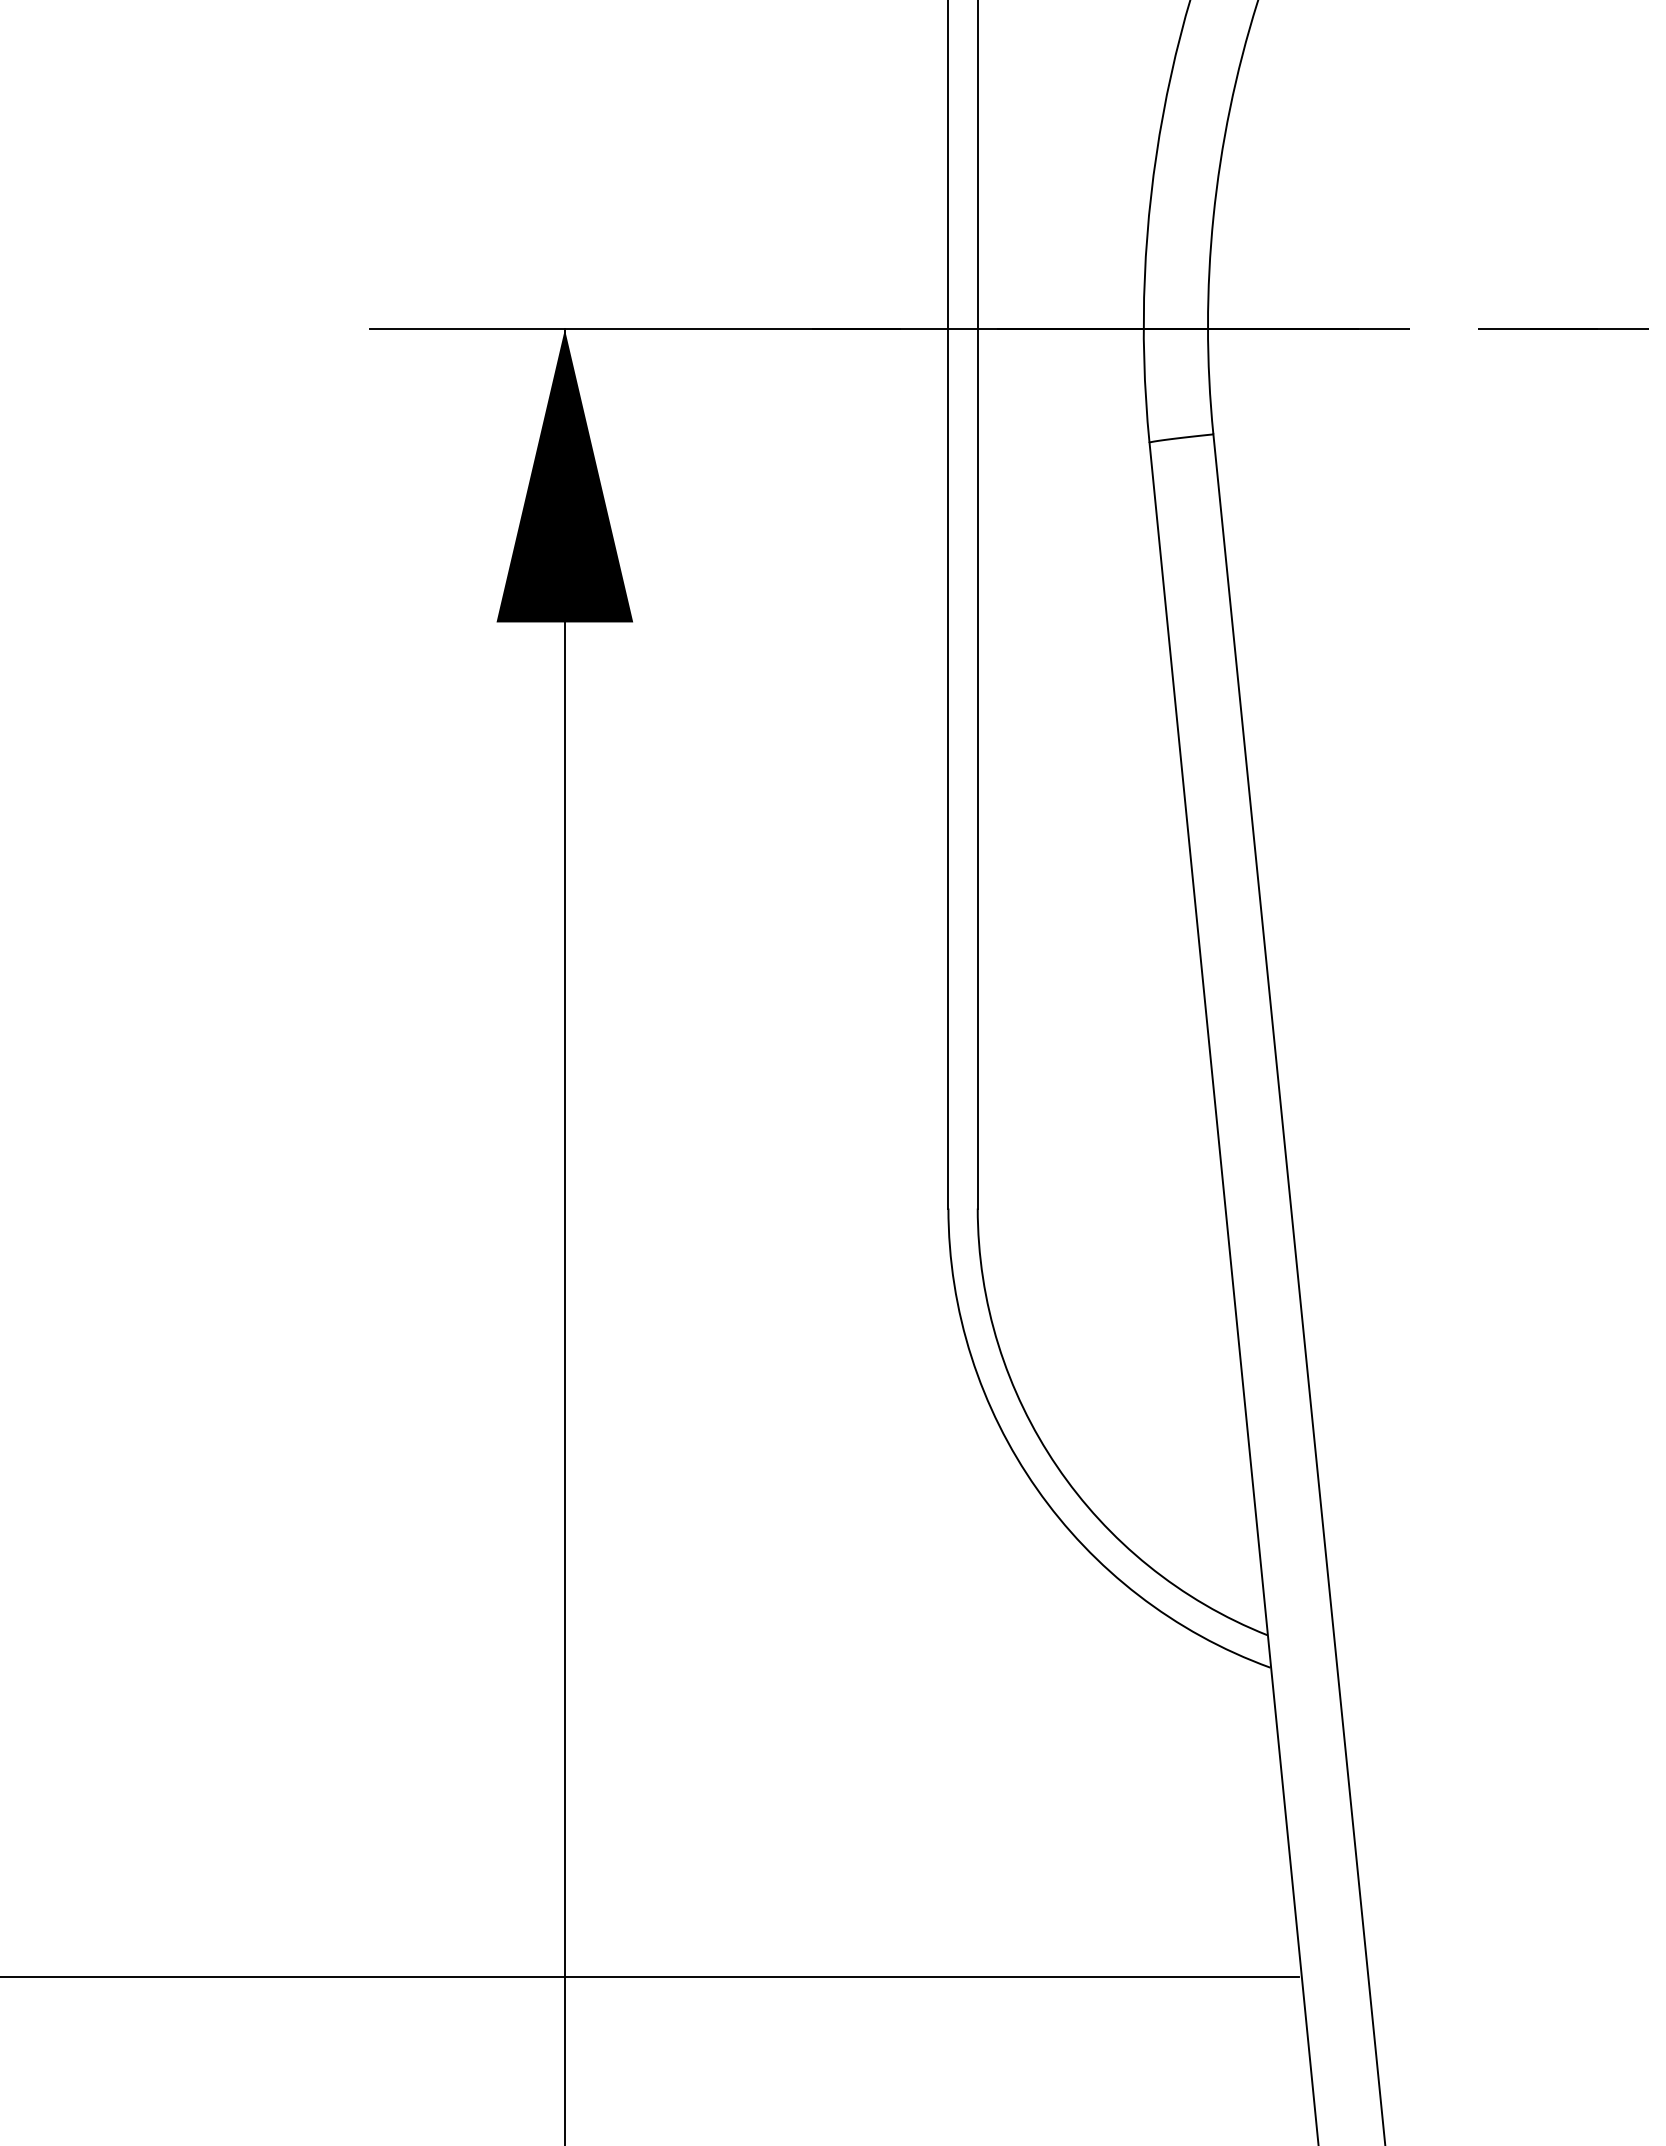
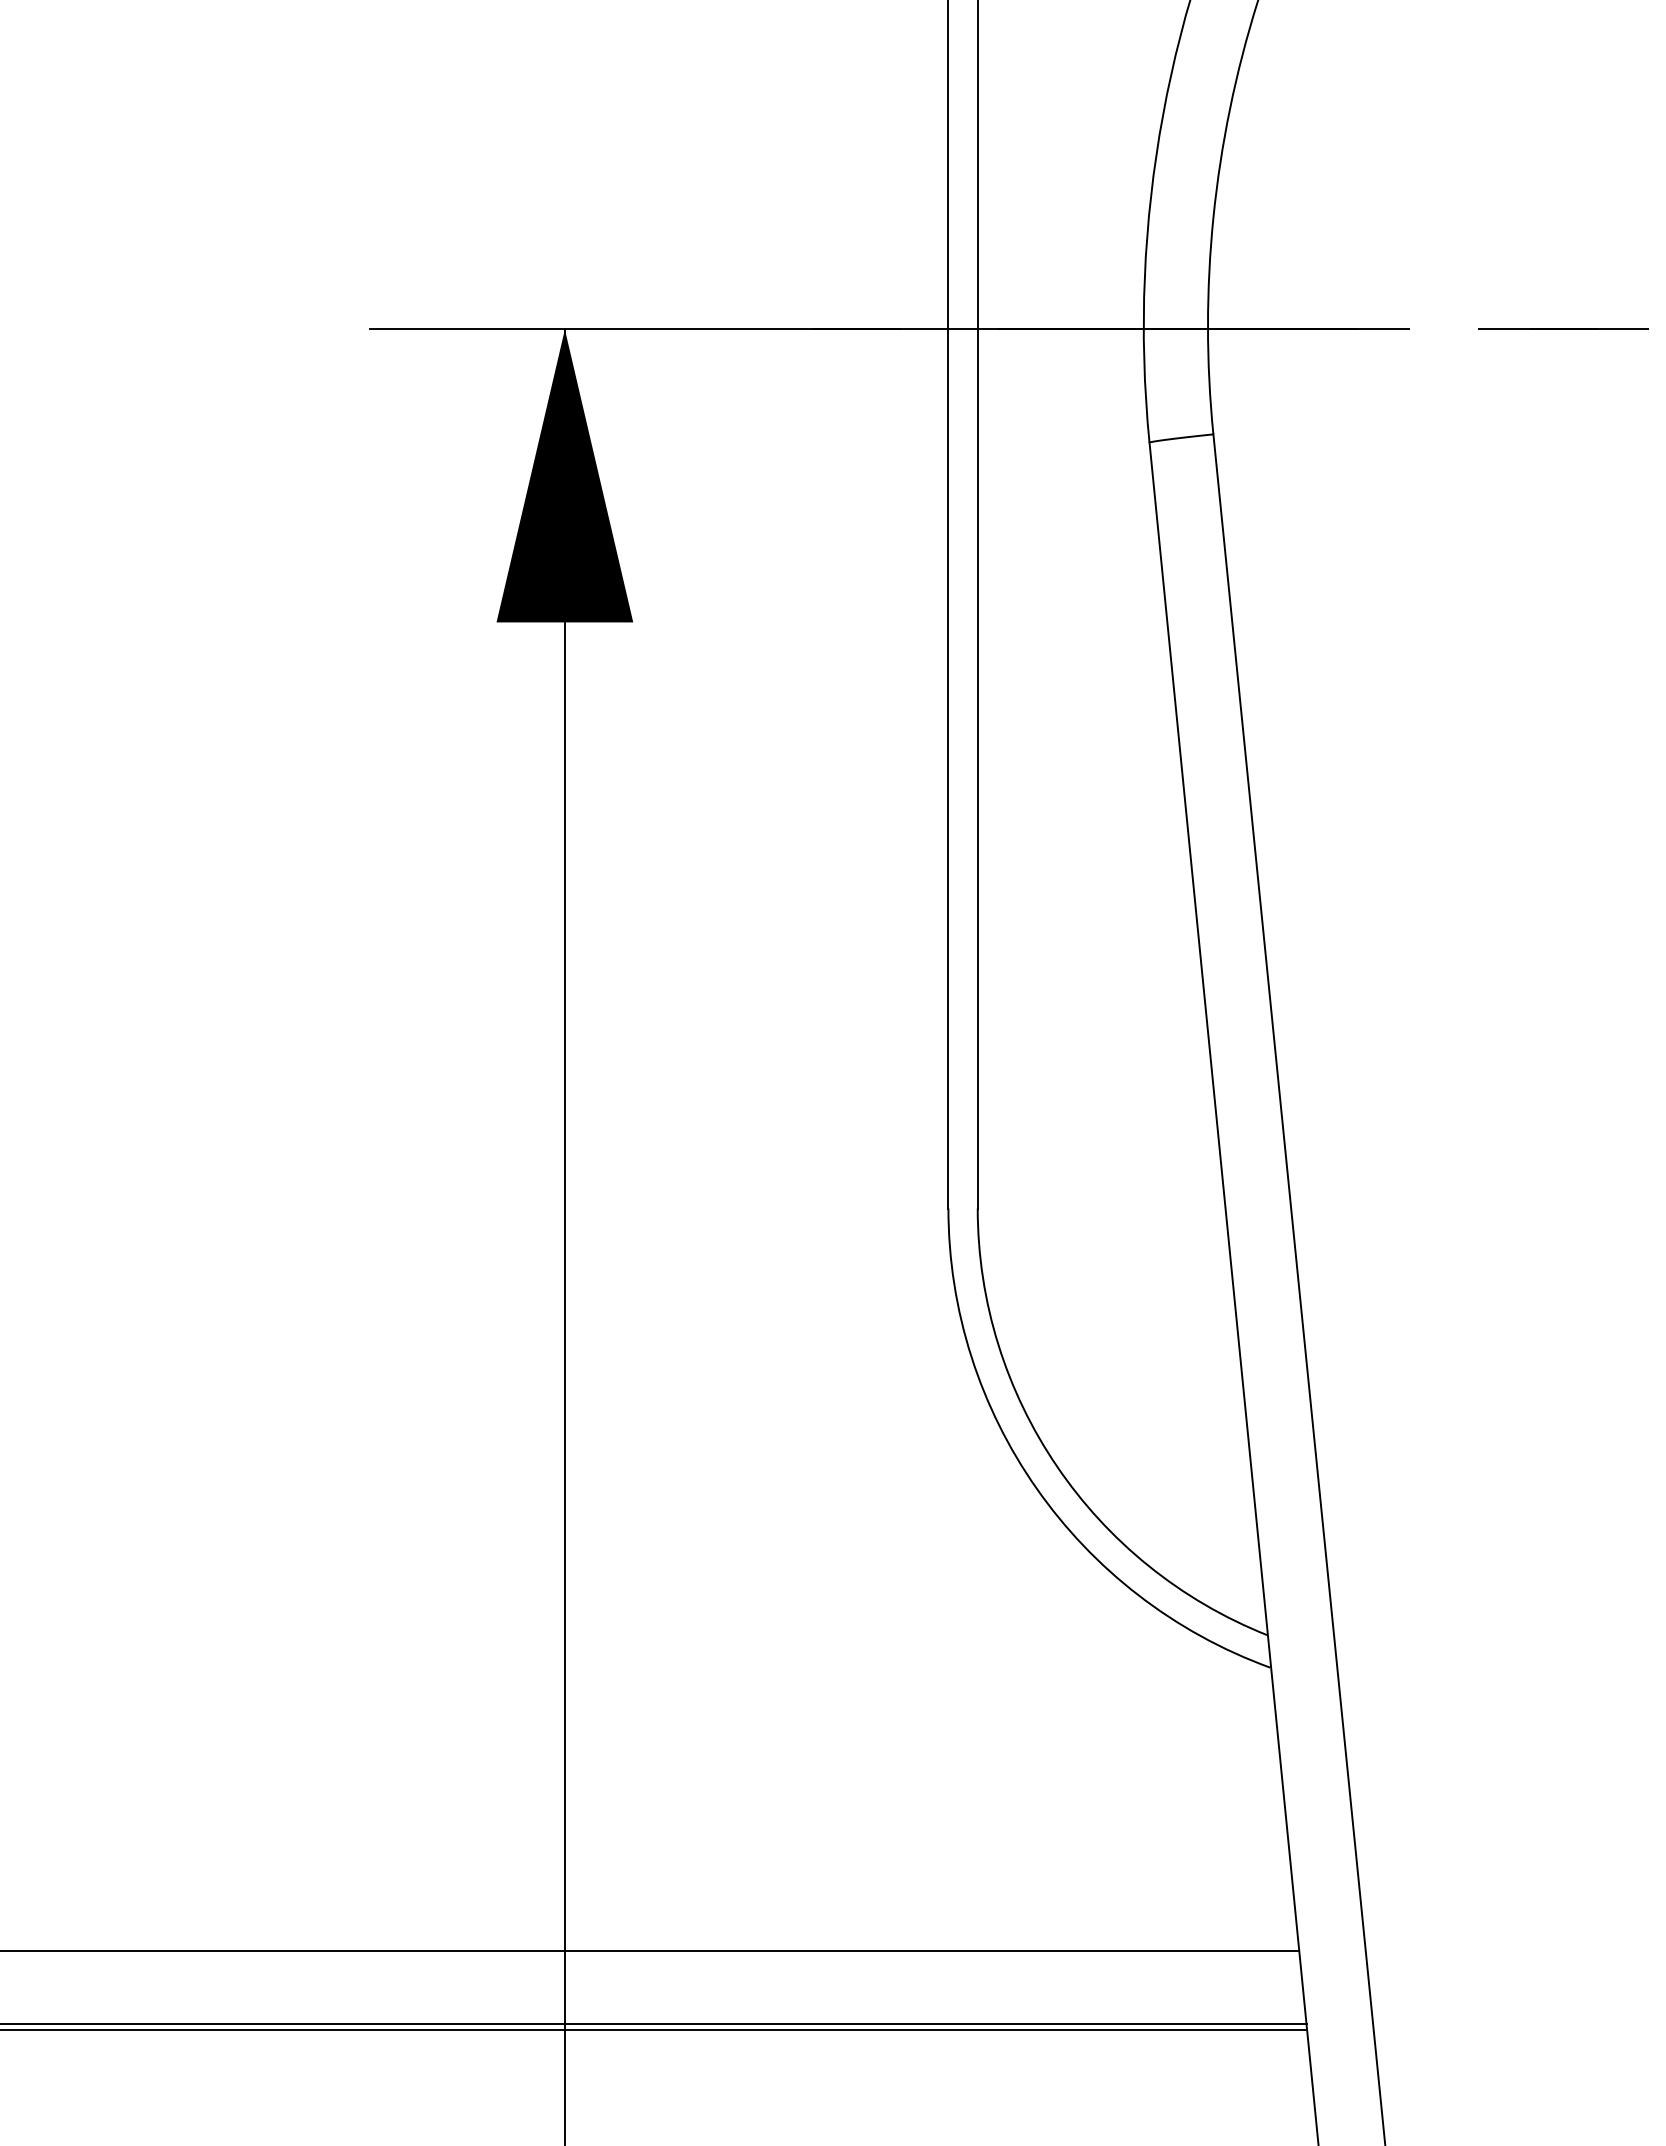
line position: (650, 1976) -> (650, 1950) (650, 1950)
line: none -> present (654, 2024)
line: none -> present (654, 2030)
